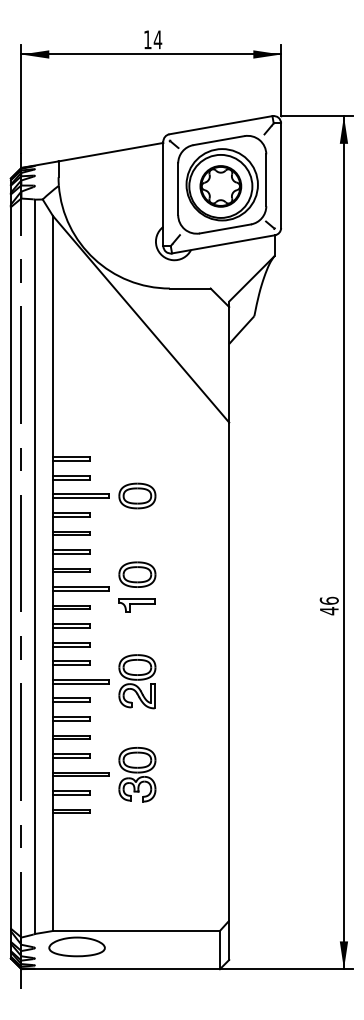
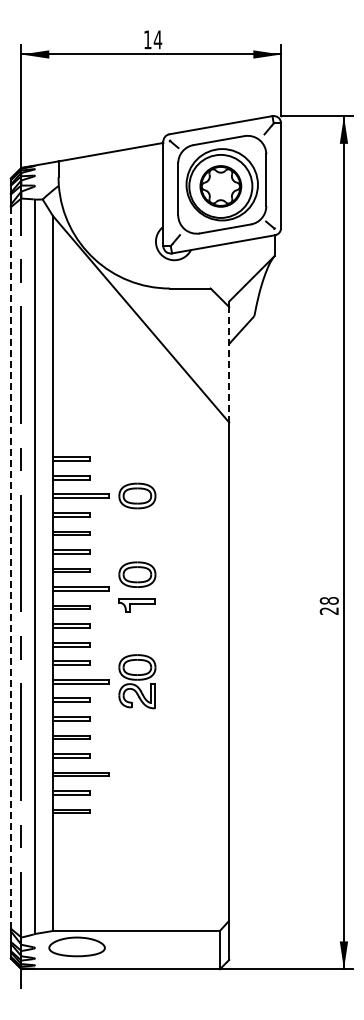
line: solid -> dashed (229, 364)
line: solid -> dashed (10, 567)
text: 46 -> 28 (328, 605)
part: present -> none (137, 774)
